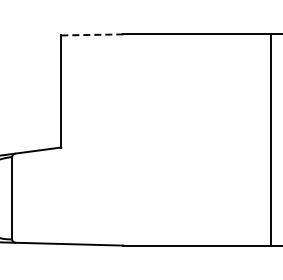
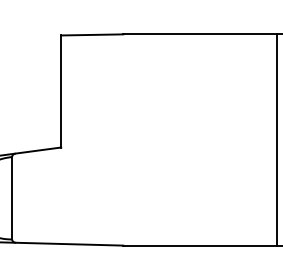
line: dashed -> solid (91, 34)
line position: (270, 139) -> (276, 139) (276, 139)
